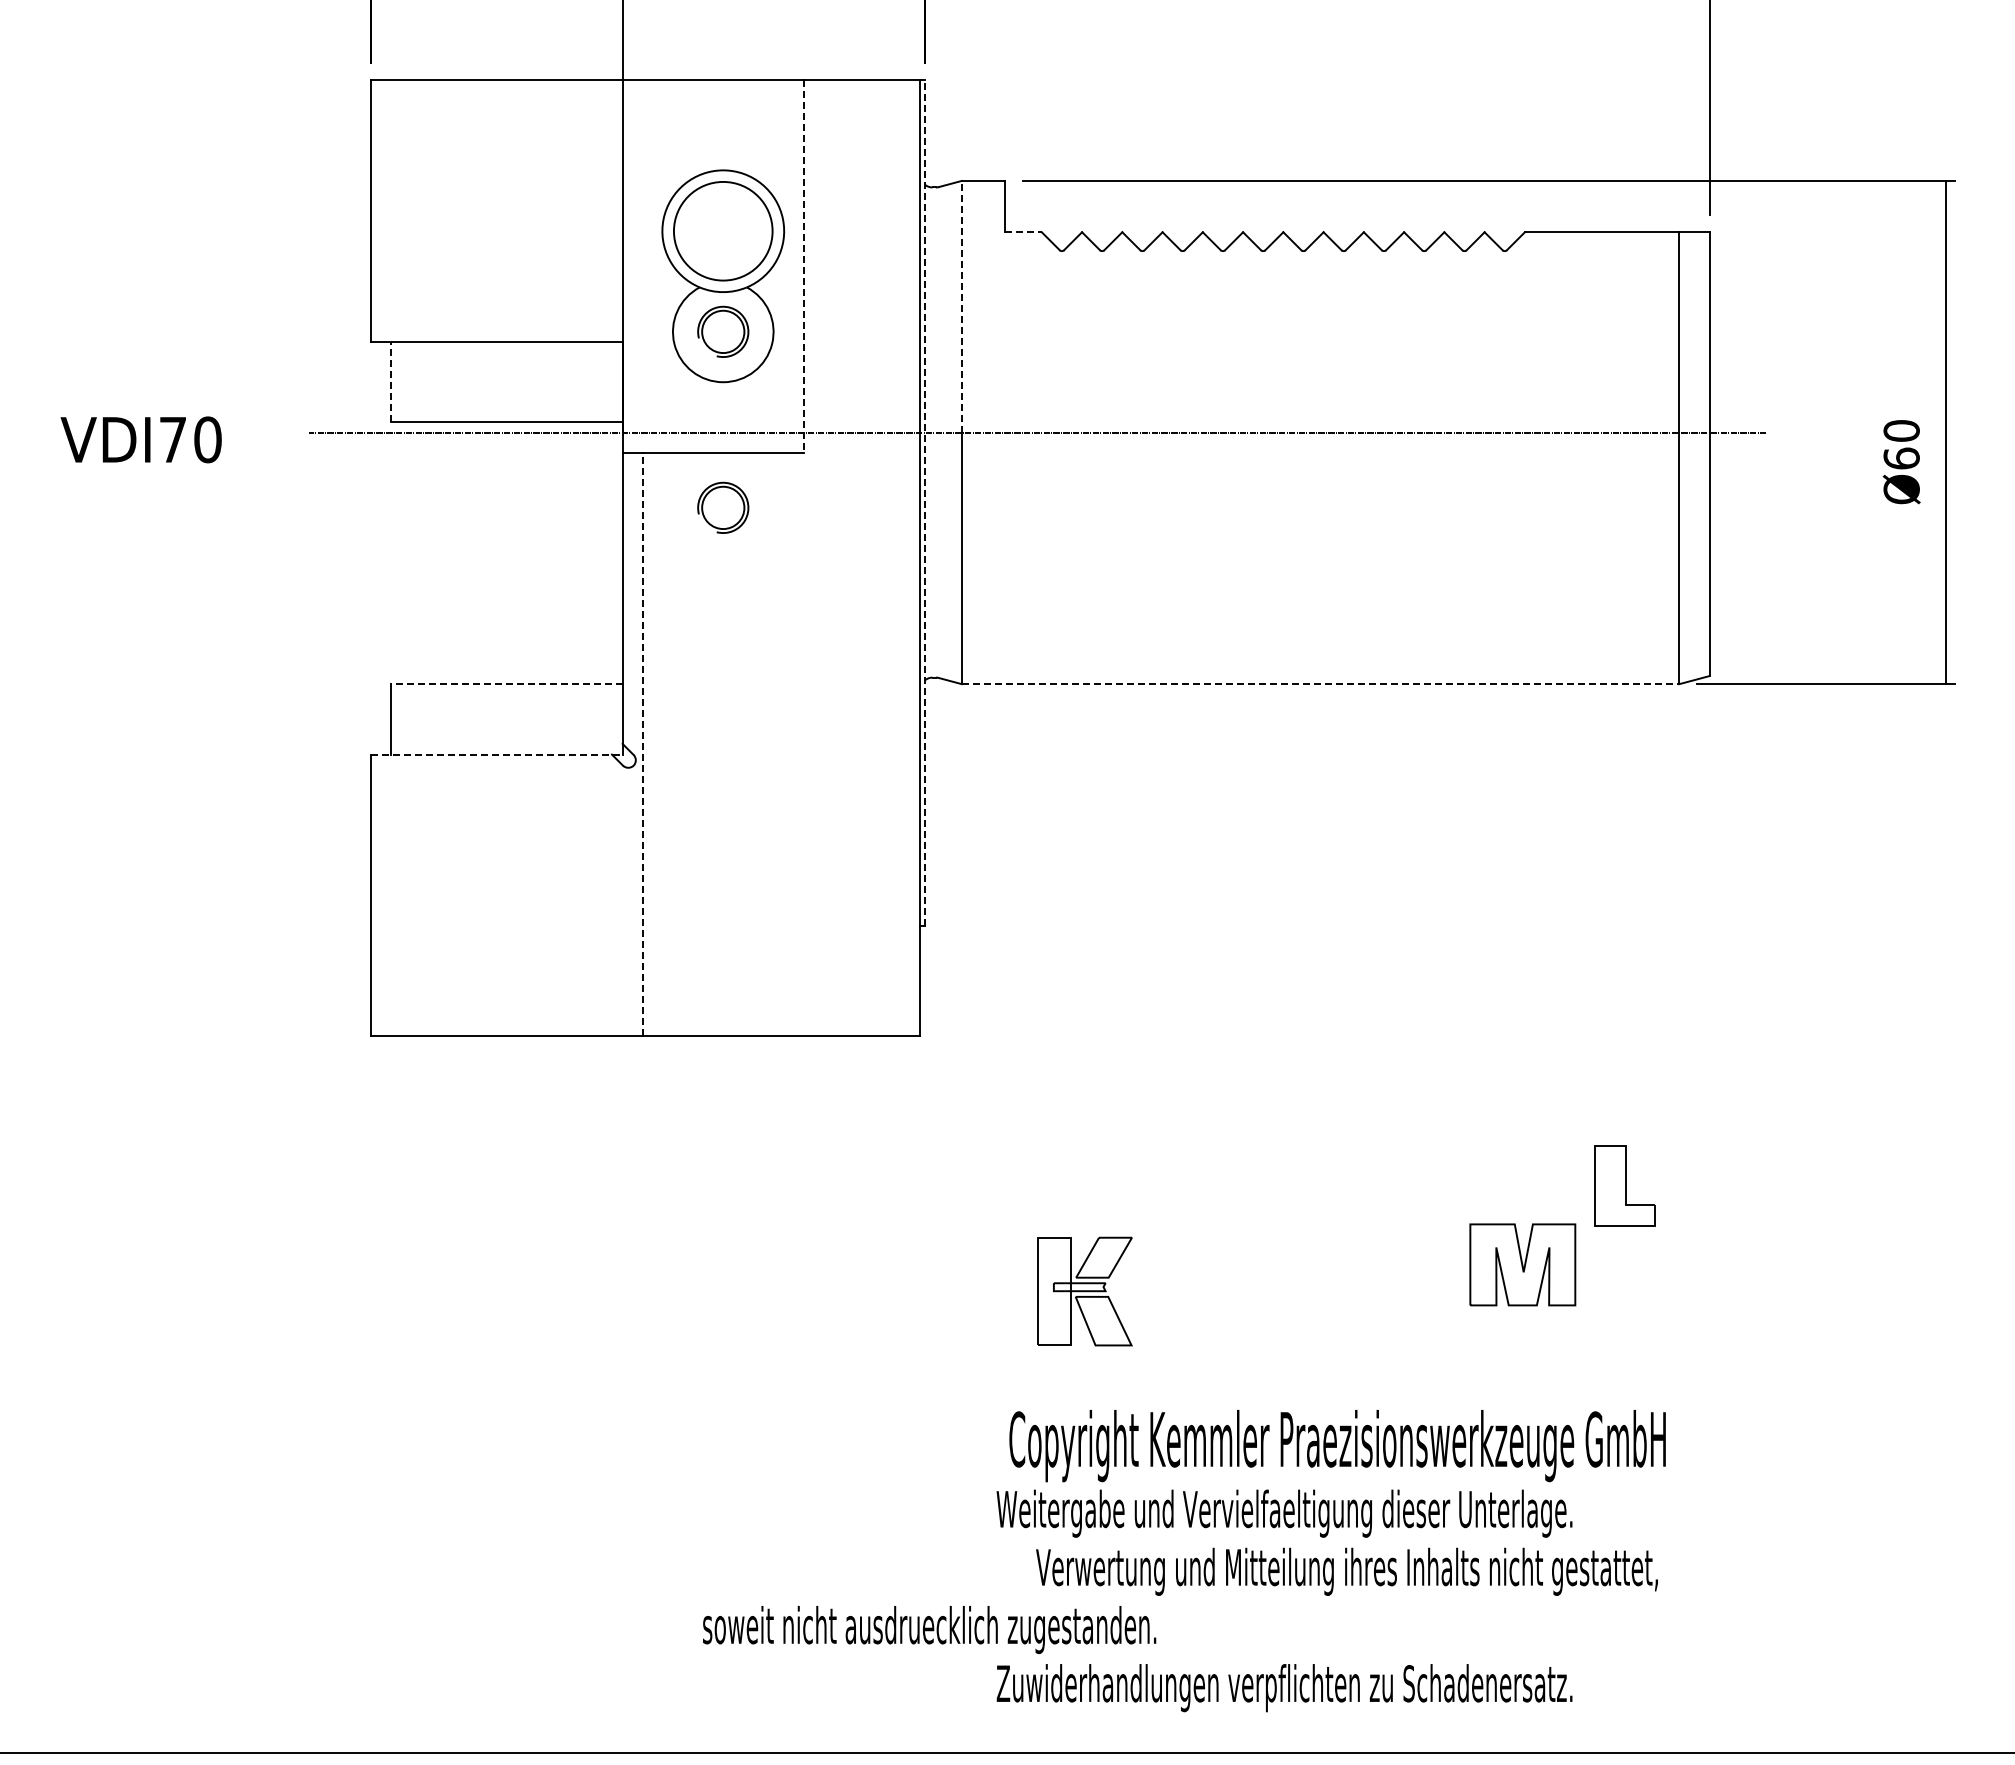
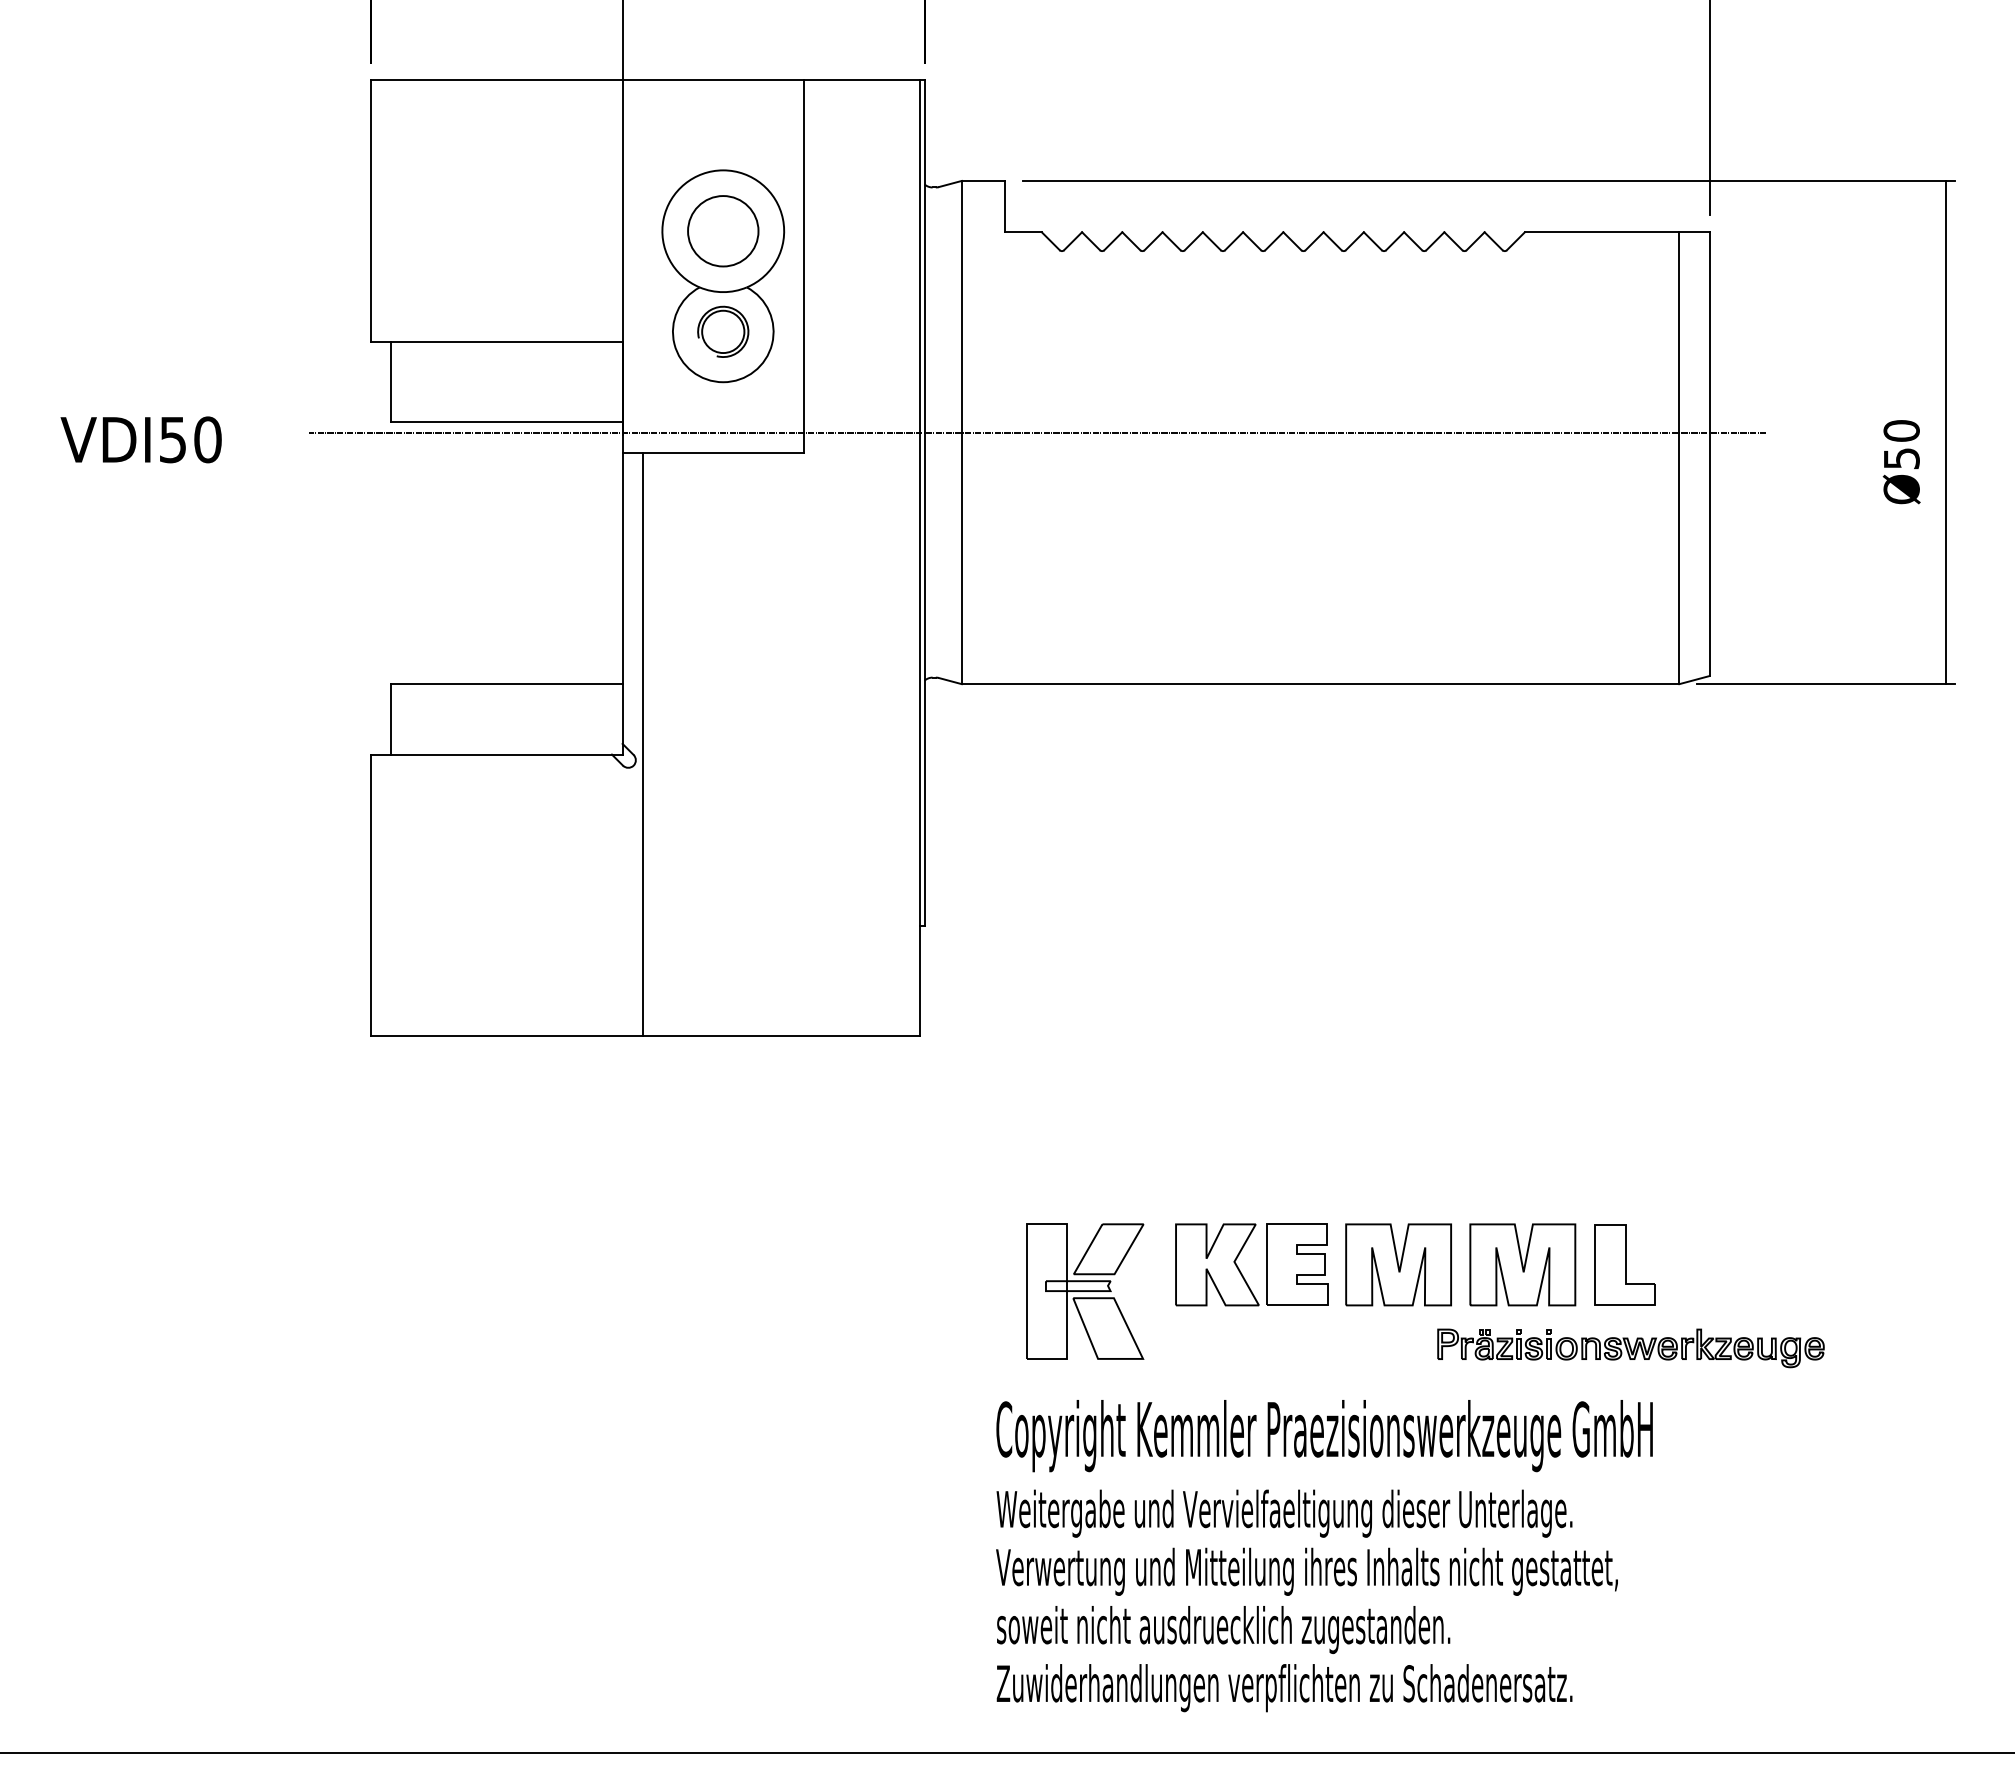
circle diameter: 99 px -> 70 px (723, 231)
line: dashed -> solid (1023, 232)
line: dashed -> solid (803, 266)
line: dashed -> solid (961, 306)
line: dashed -> solid (391, 381)
text: VDI70 -> VDI50 (172, 440)
text: Ø60 -> Ø50 (1901, 458)
line: dashed -> solid (924, 503)
part: present -> none (723, 507)
line: dashed -> solid (506, 684)
line: dashed -> solid (1320, 684)
line: dashed -> solid (642, 744)
line: dashed -> solid (496, 754)
part position: (1624, 1185) -> (1624, 1264) (1624, 1264)
part: none -> present (1398, 1264)
part: none -> present (1240, 1270)
part size: 96x111 px -> 119x137 px (1085, 1291)
part: none -> present (1630, 1348)
text position: (1337, 1446) -> (1324, 1436) (1324, 1436)
text position: (1346, 1571) -> (1306, 1571) (1306, 1571)
text position: (929, 1629) -> (1223, 1629) (1223, 1629)
